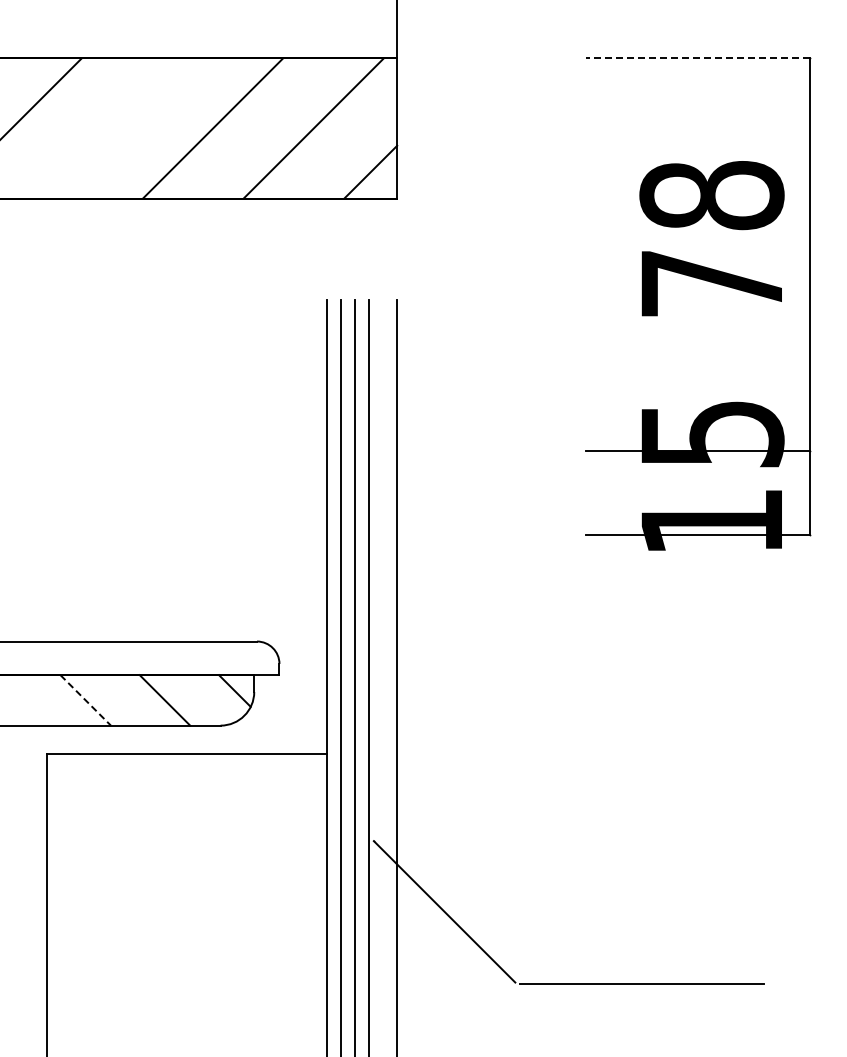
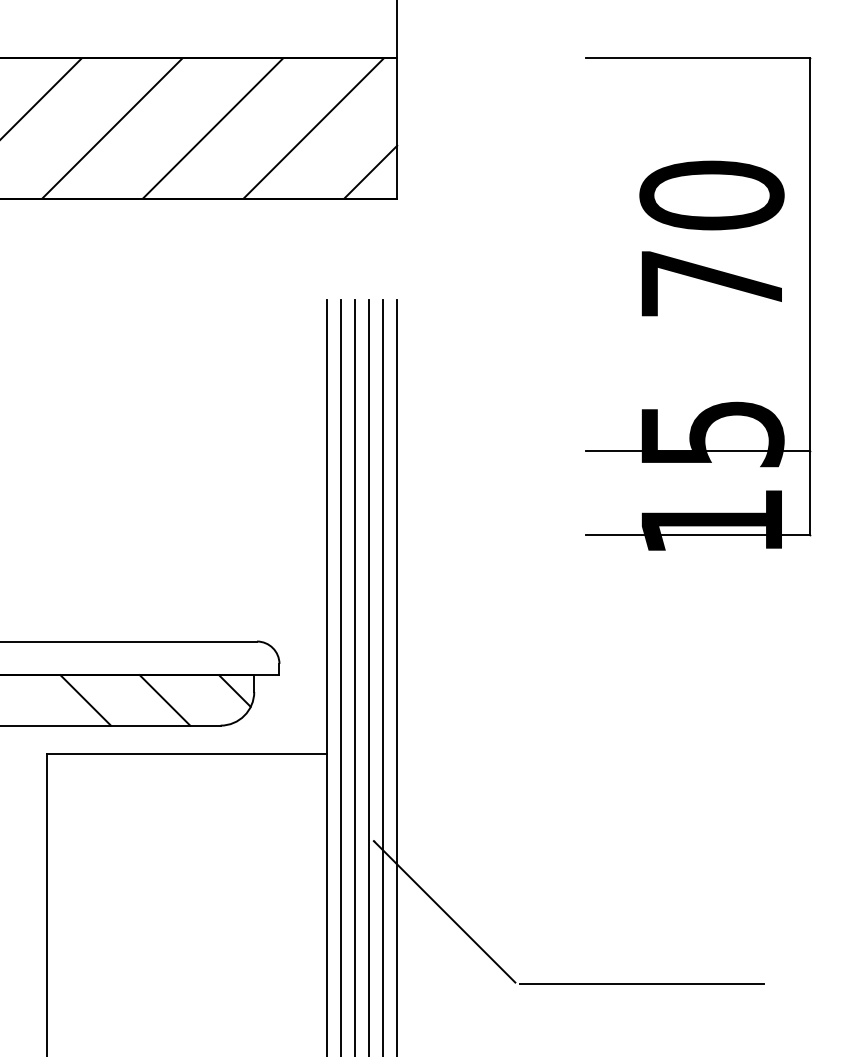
line: dashed -> solid (697, 58)
line: none -> present (112, 128)
text: 78 -> 70 (711, 195)
line: none -> present (383, 676)
line: dashed -> solid (85, 700)
